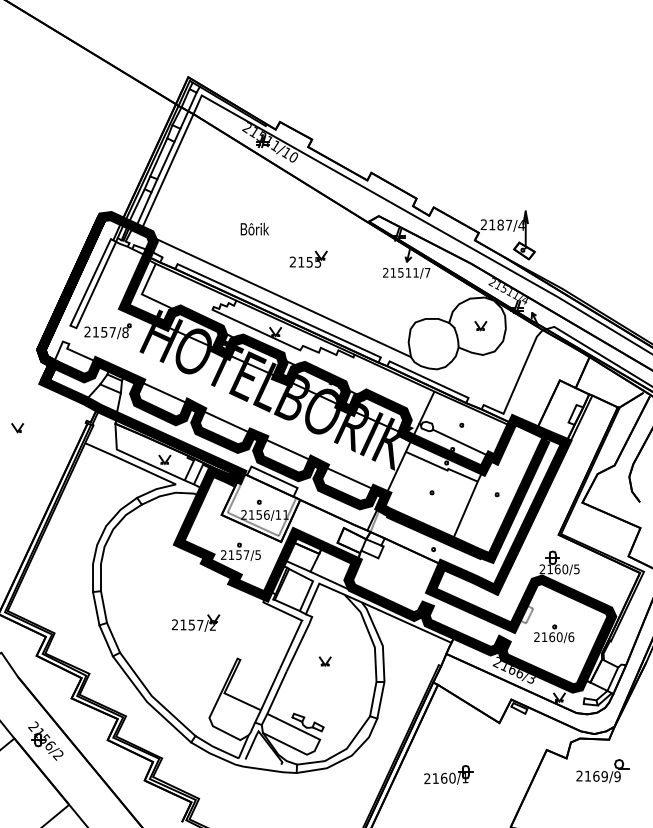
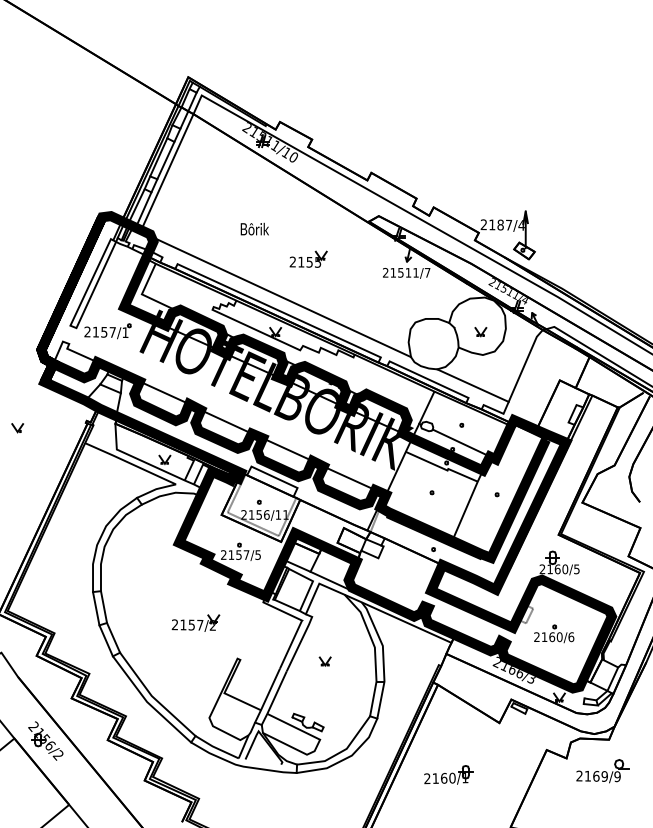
part position: (480, 326) -> (480, 332) (480, 332)
text: 2157/8 -> 2157/1 (125, 332)
line: none -> present (472, 385)
